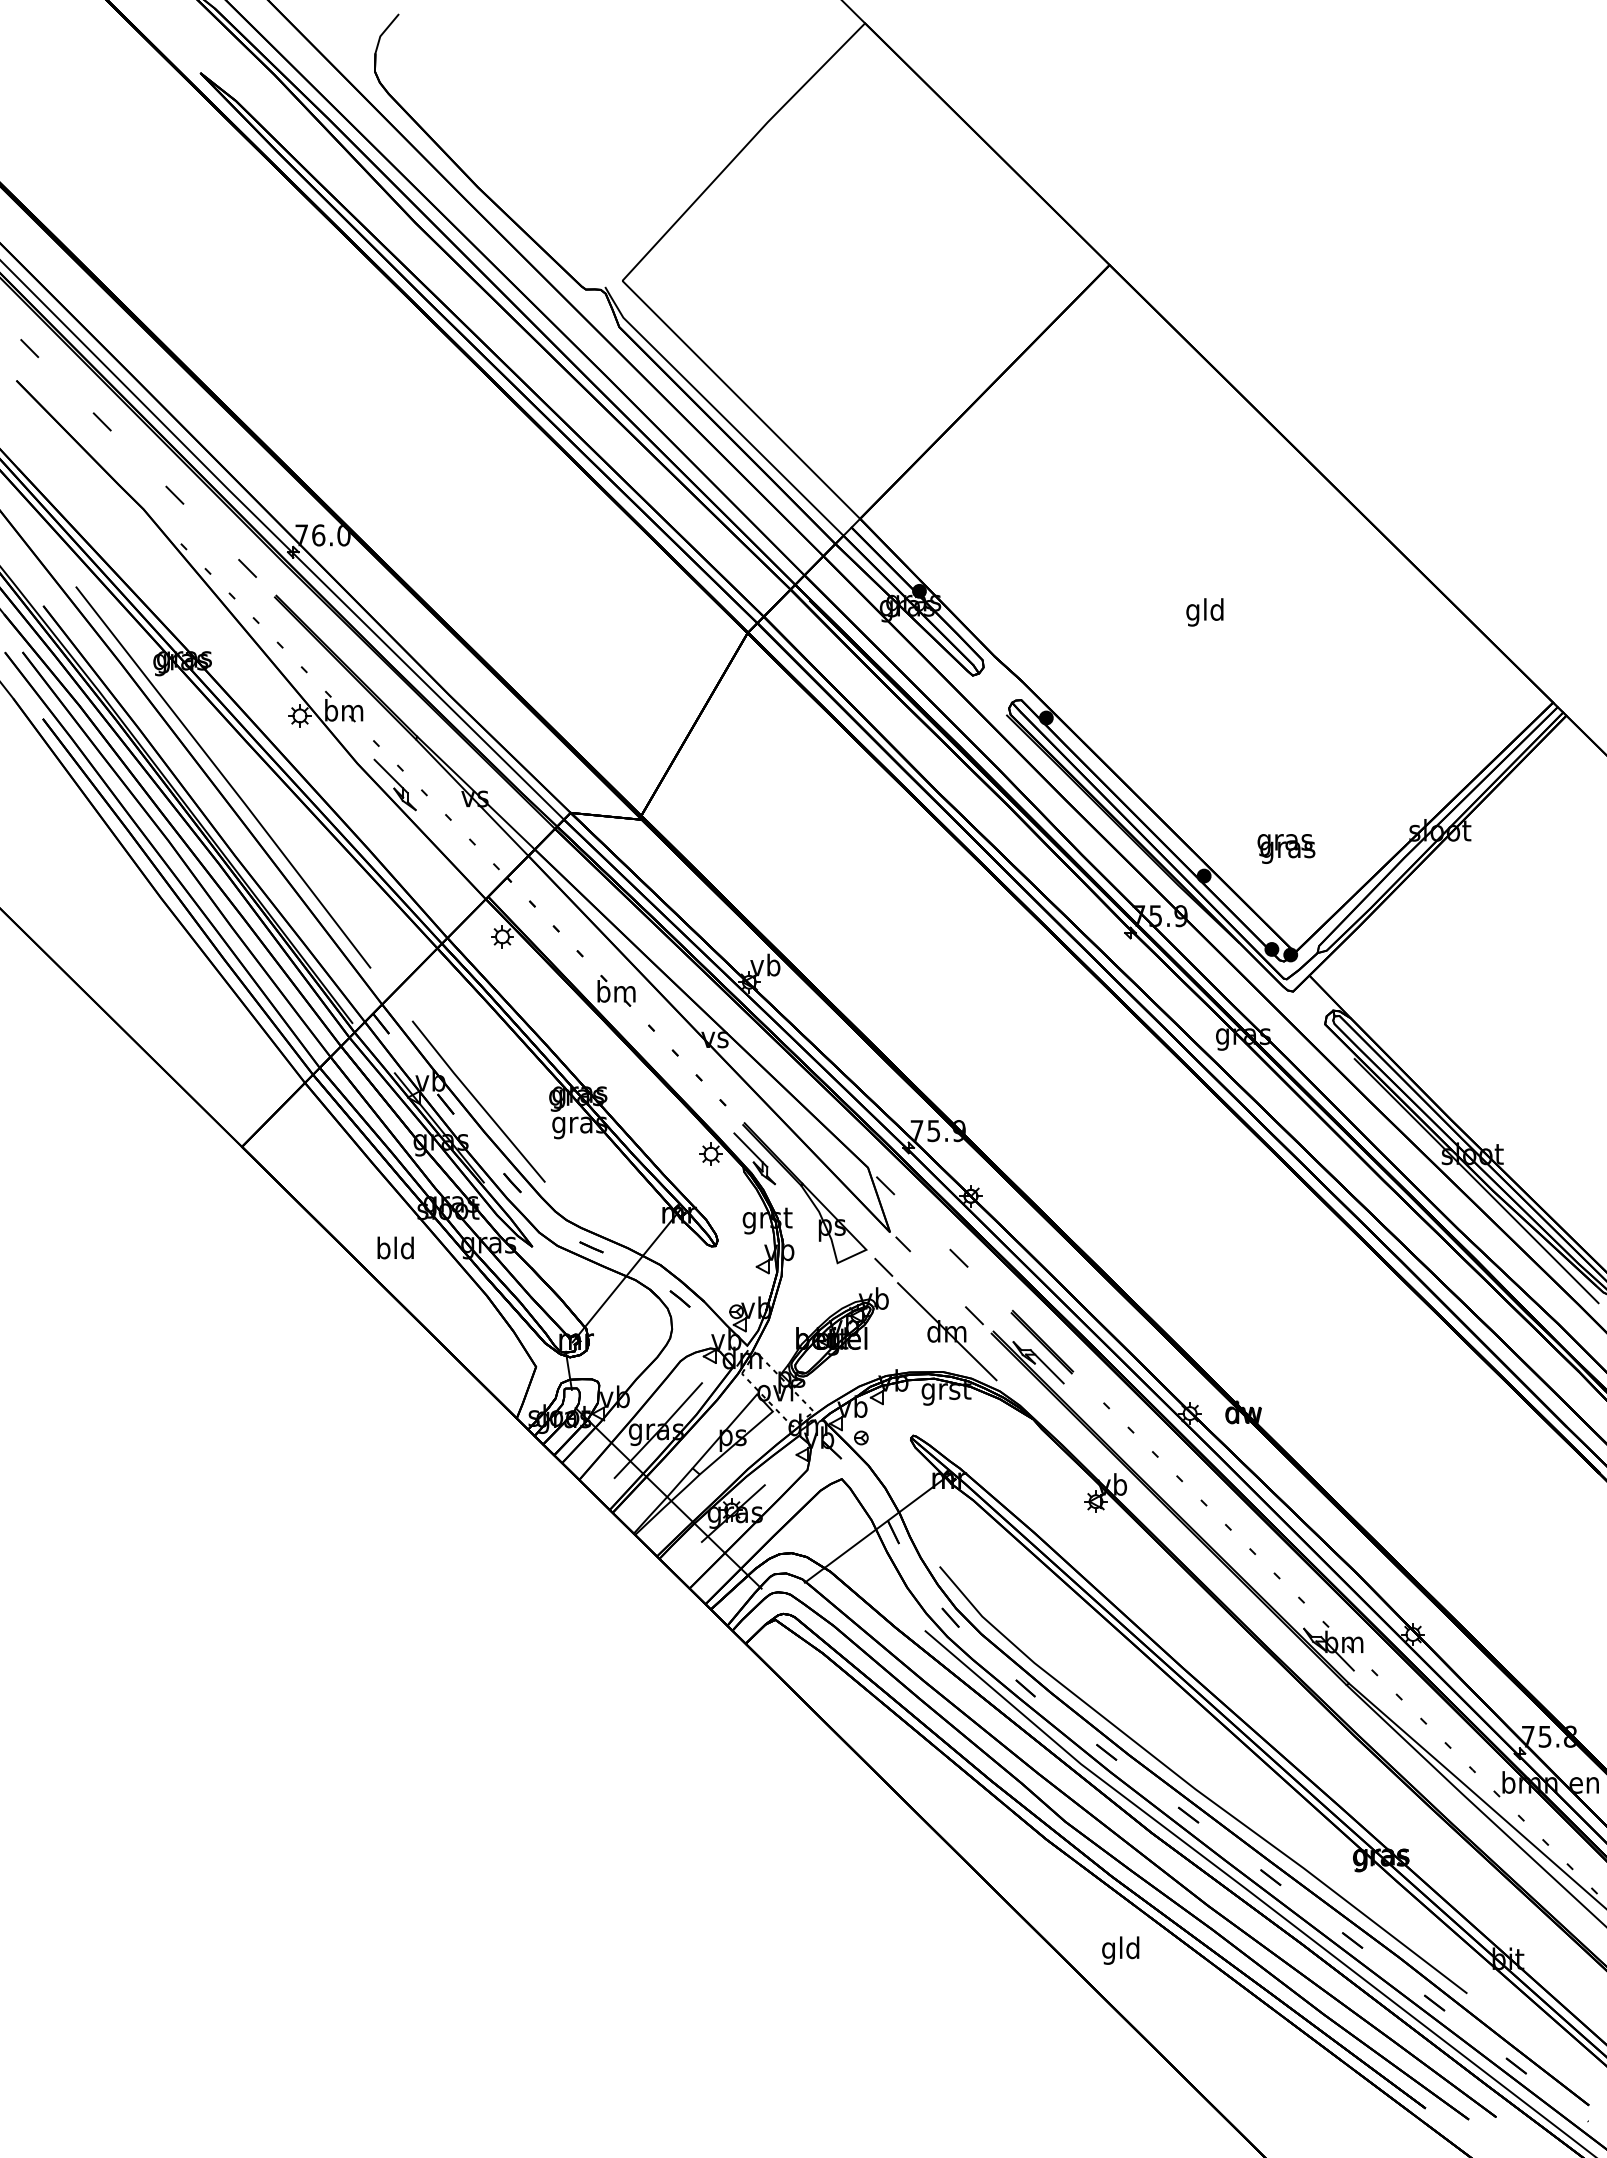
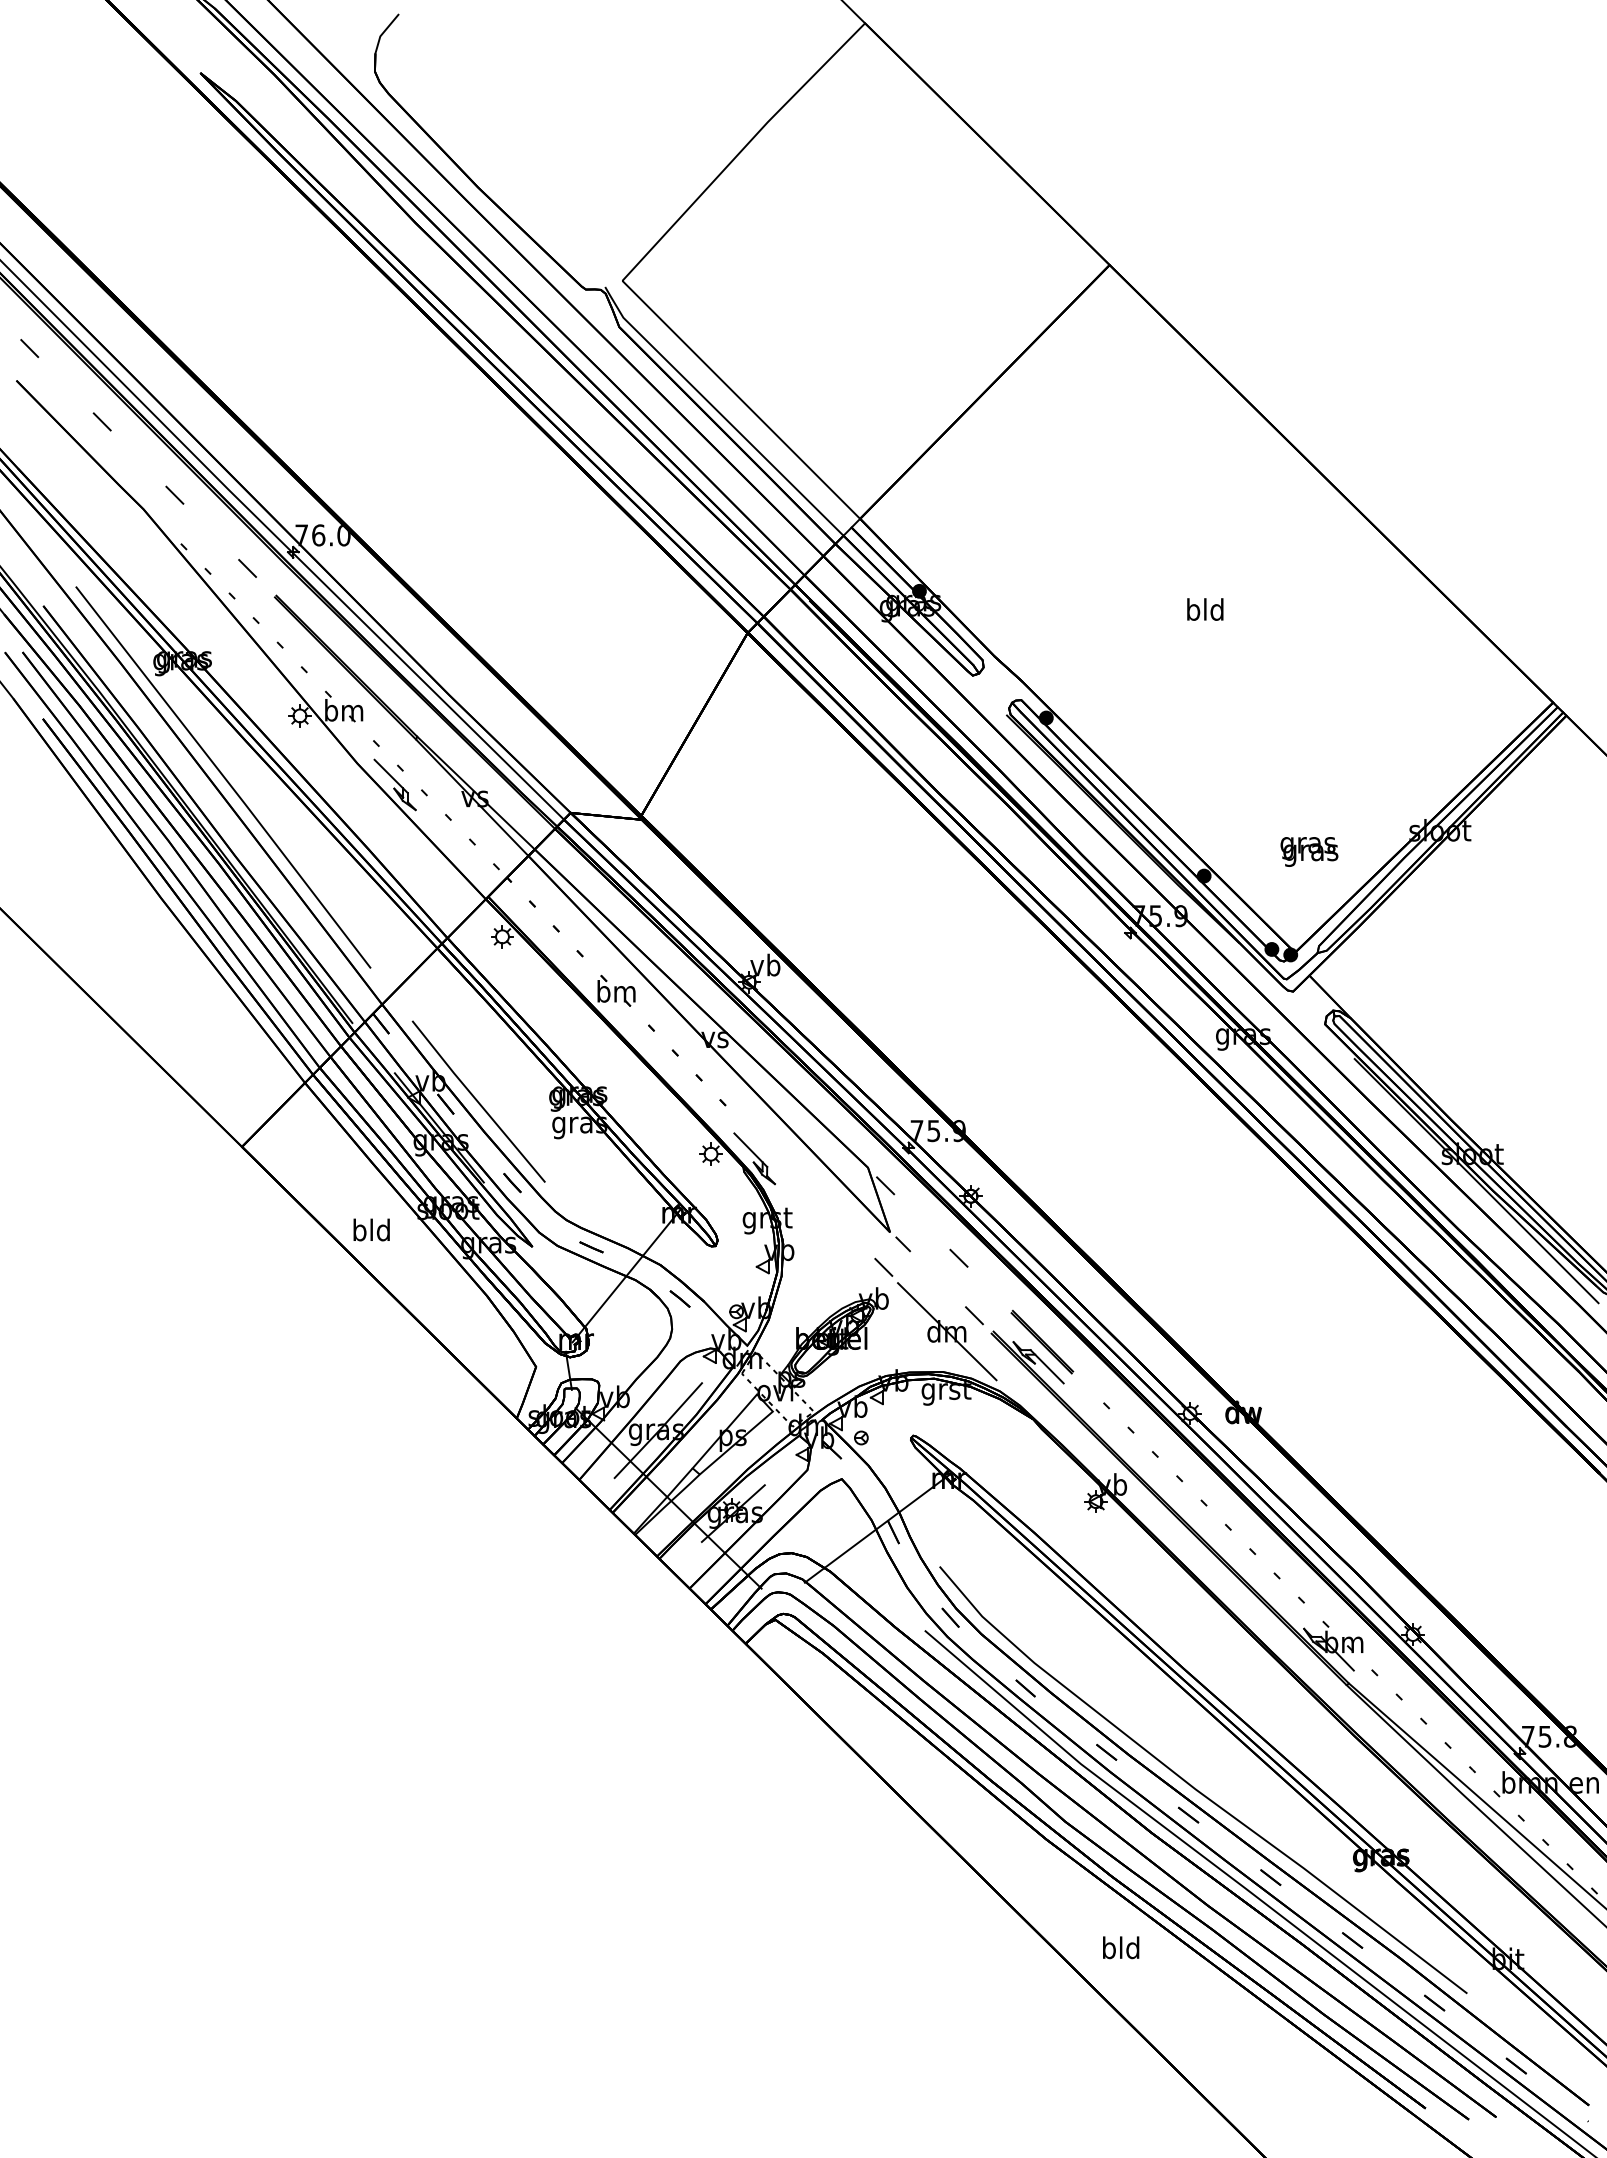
text: gld -> bld (1193, 612)
text position: (1286, 848) -> (1309, 851) (1309, 851)
part: present -> none (804, 1193)
text position: (395, 1247) -> (371, 1229) (371, 1229)
text: gld -> bld (1108, 1950)
